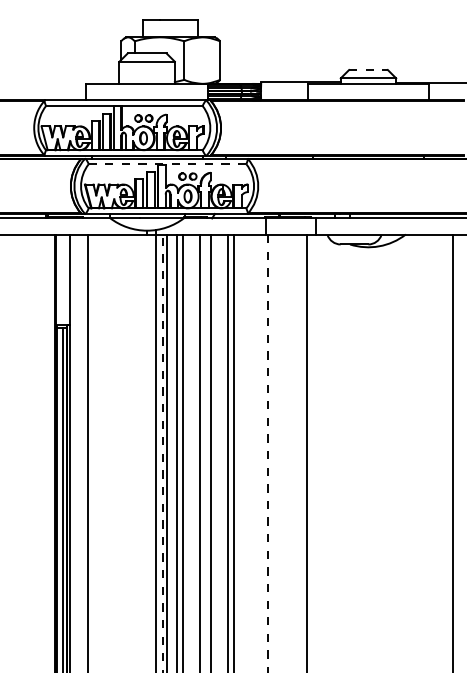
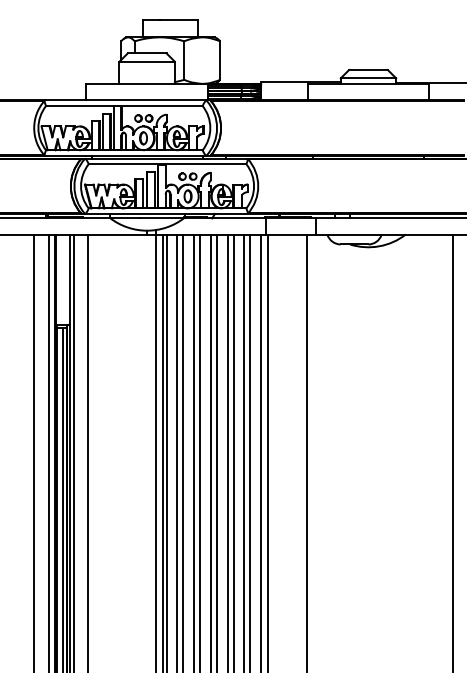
line: dashed -> solid (368, 70)
line: dashed -> solid (167, 164)
line: none -> present (33, 452)
line: none -> present (49, 452)
line: none -> present (73, 452)
line: none -> present (193, 452)
line: none -> present (216, 452)
line: none -> present (244, 452)
line: none -> present (250, 452)
line: none -> present (261, 452)
line: dashed -> solid (162, 454)
line: dashed -> solid (268, 454)
